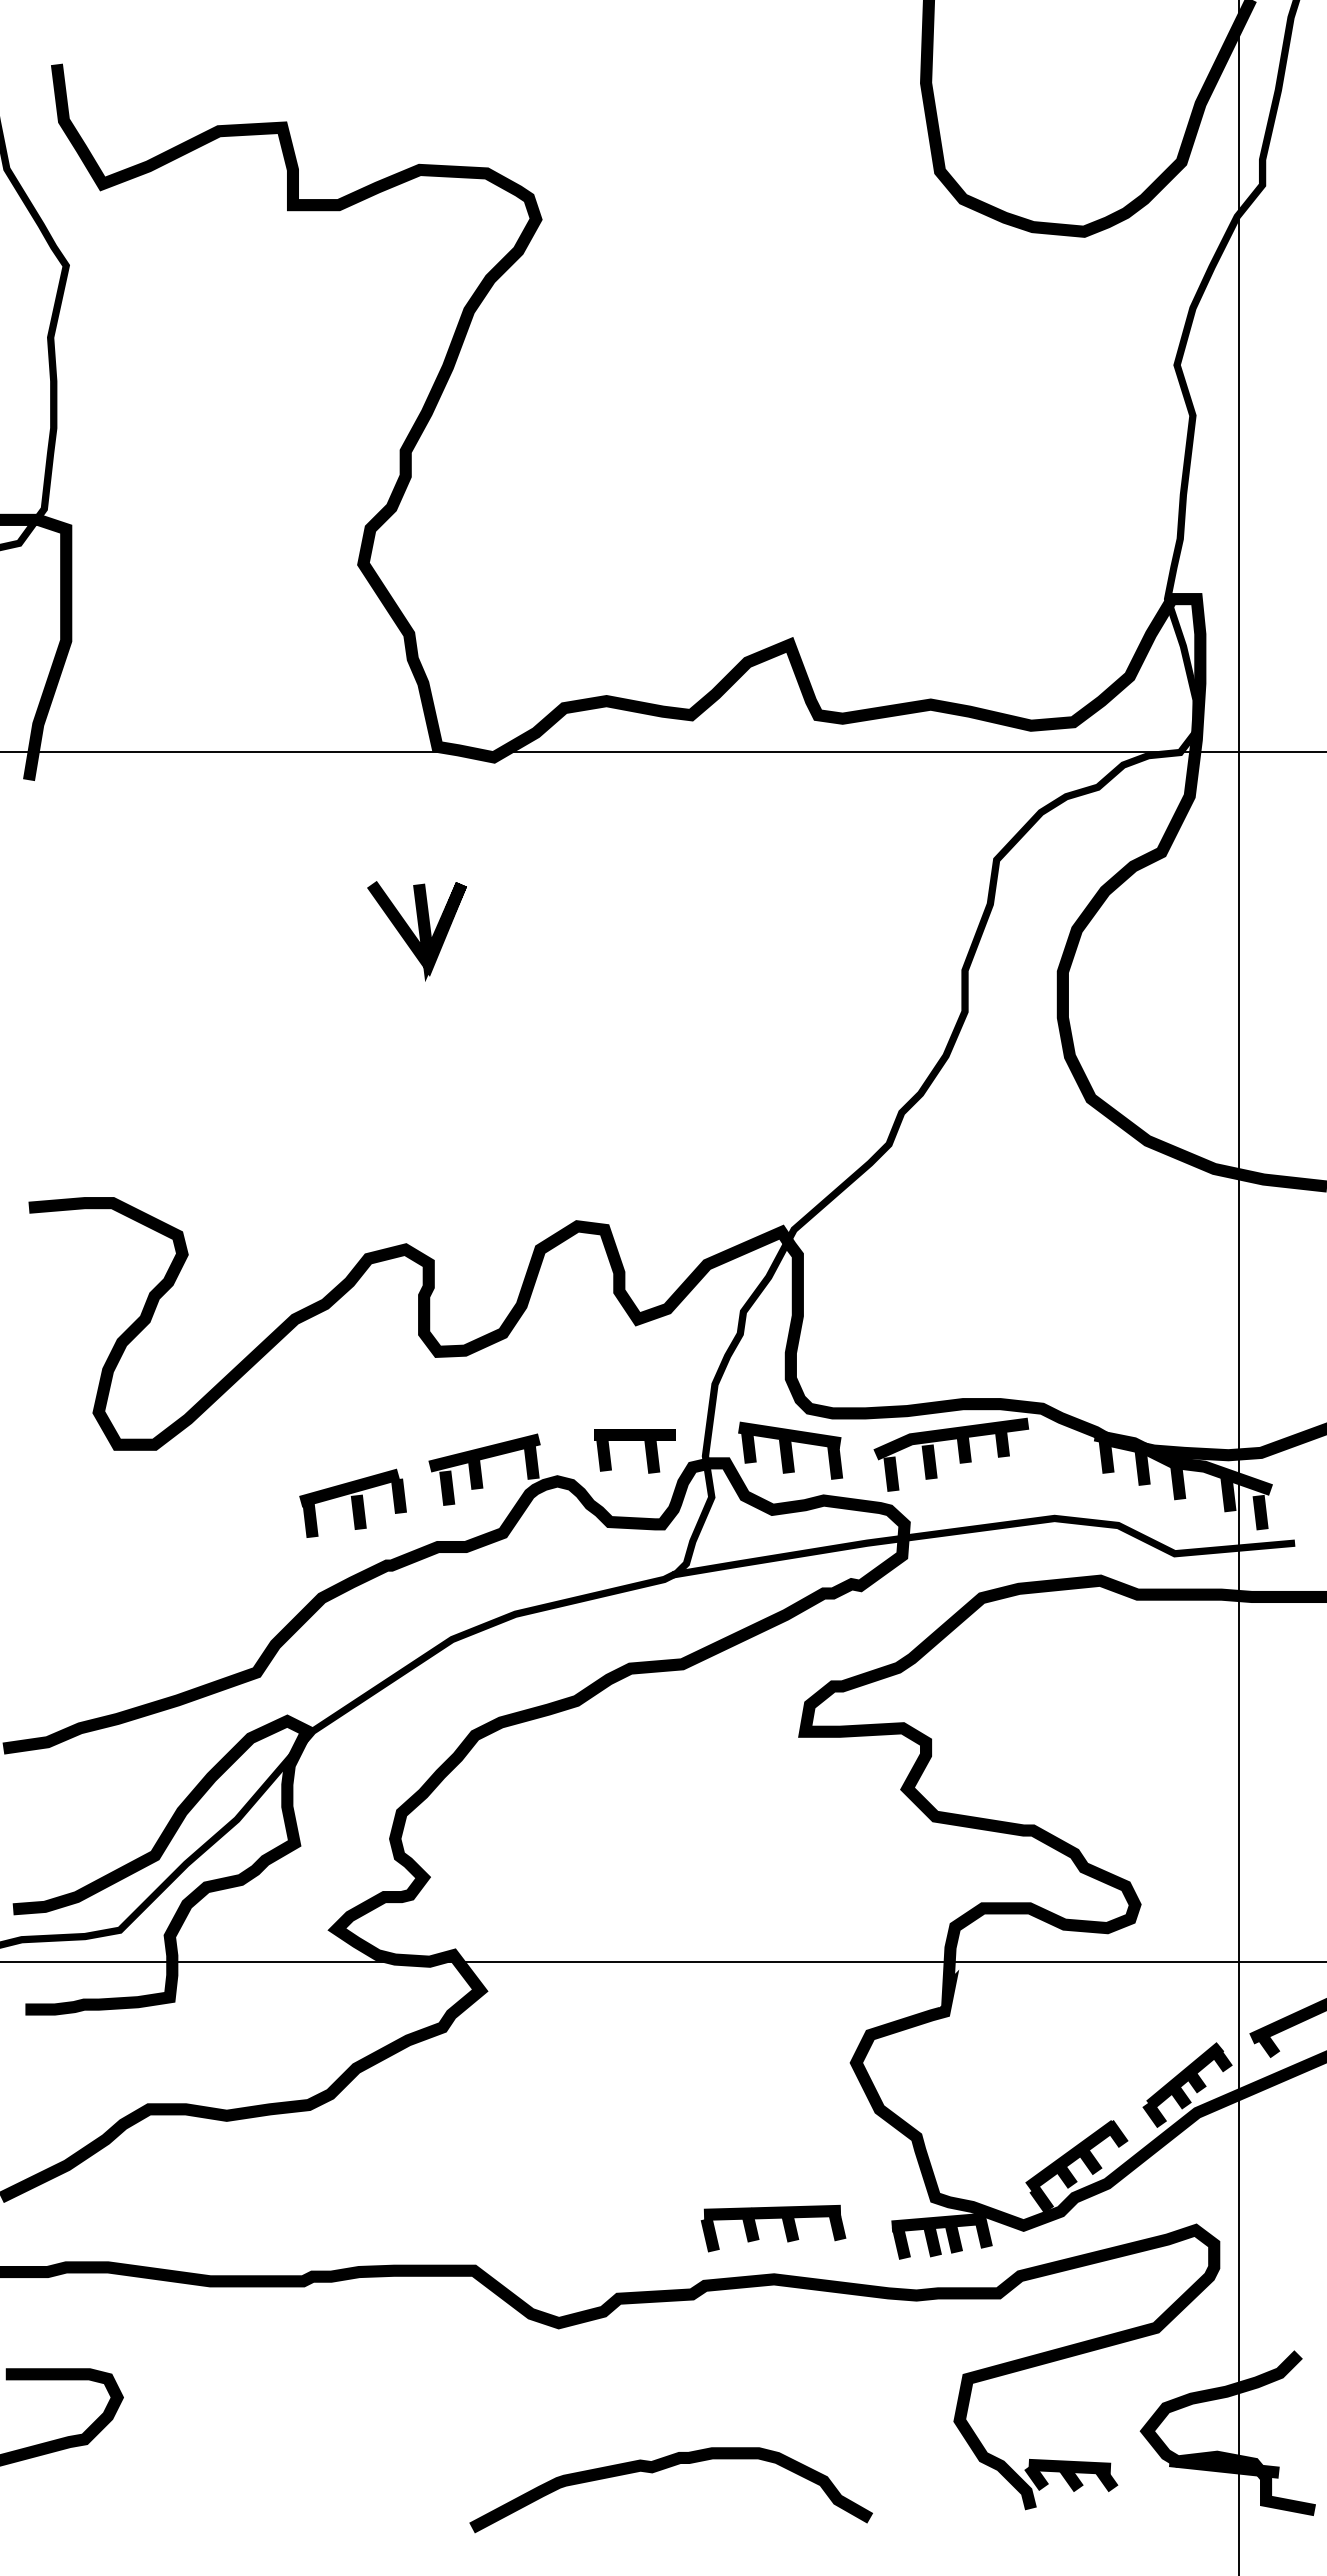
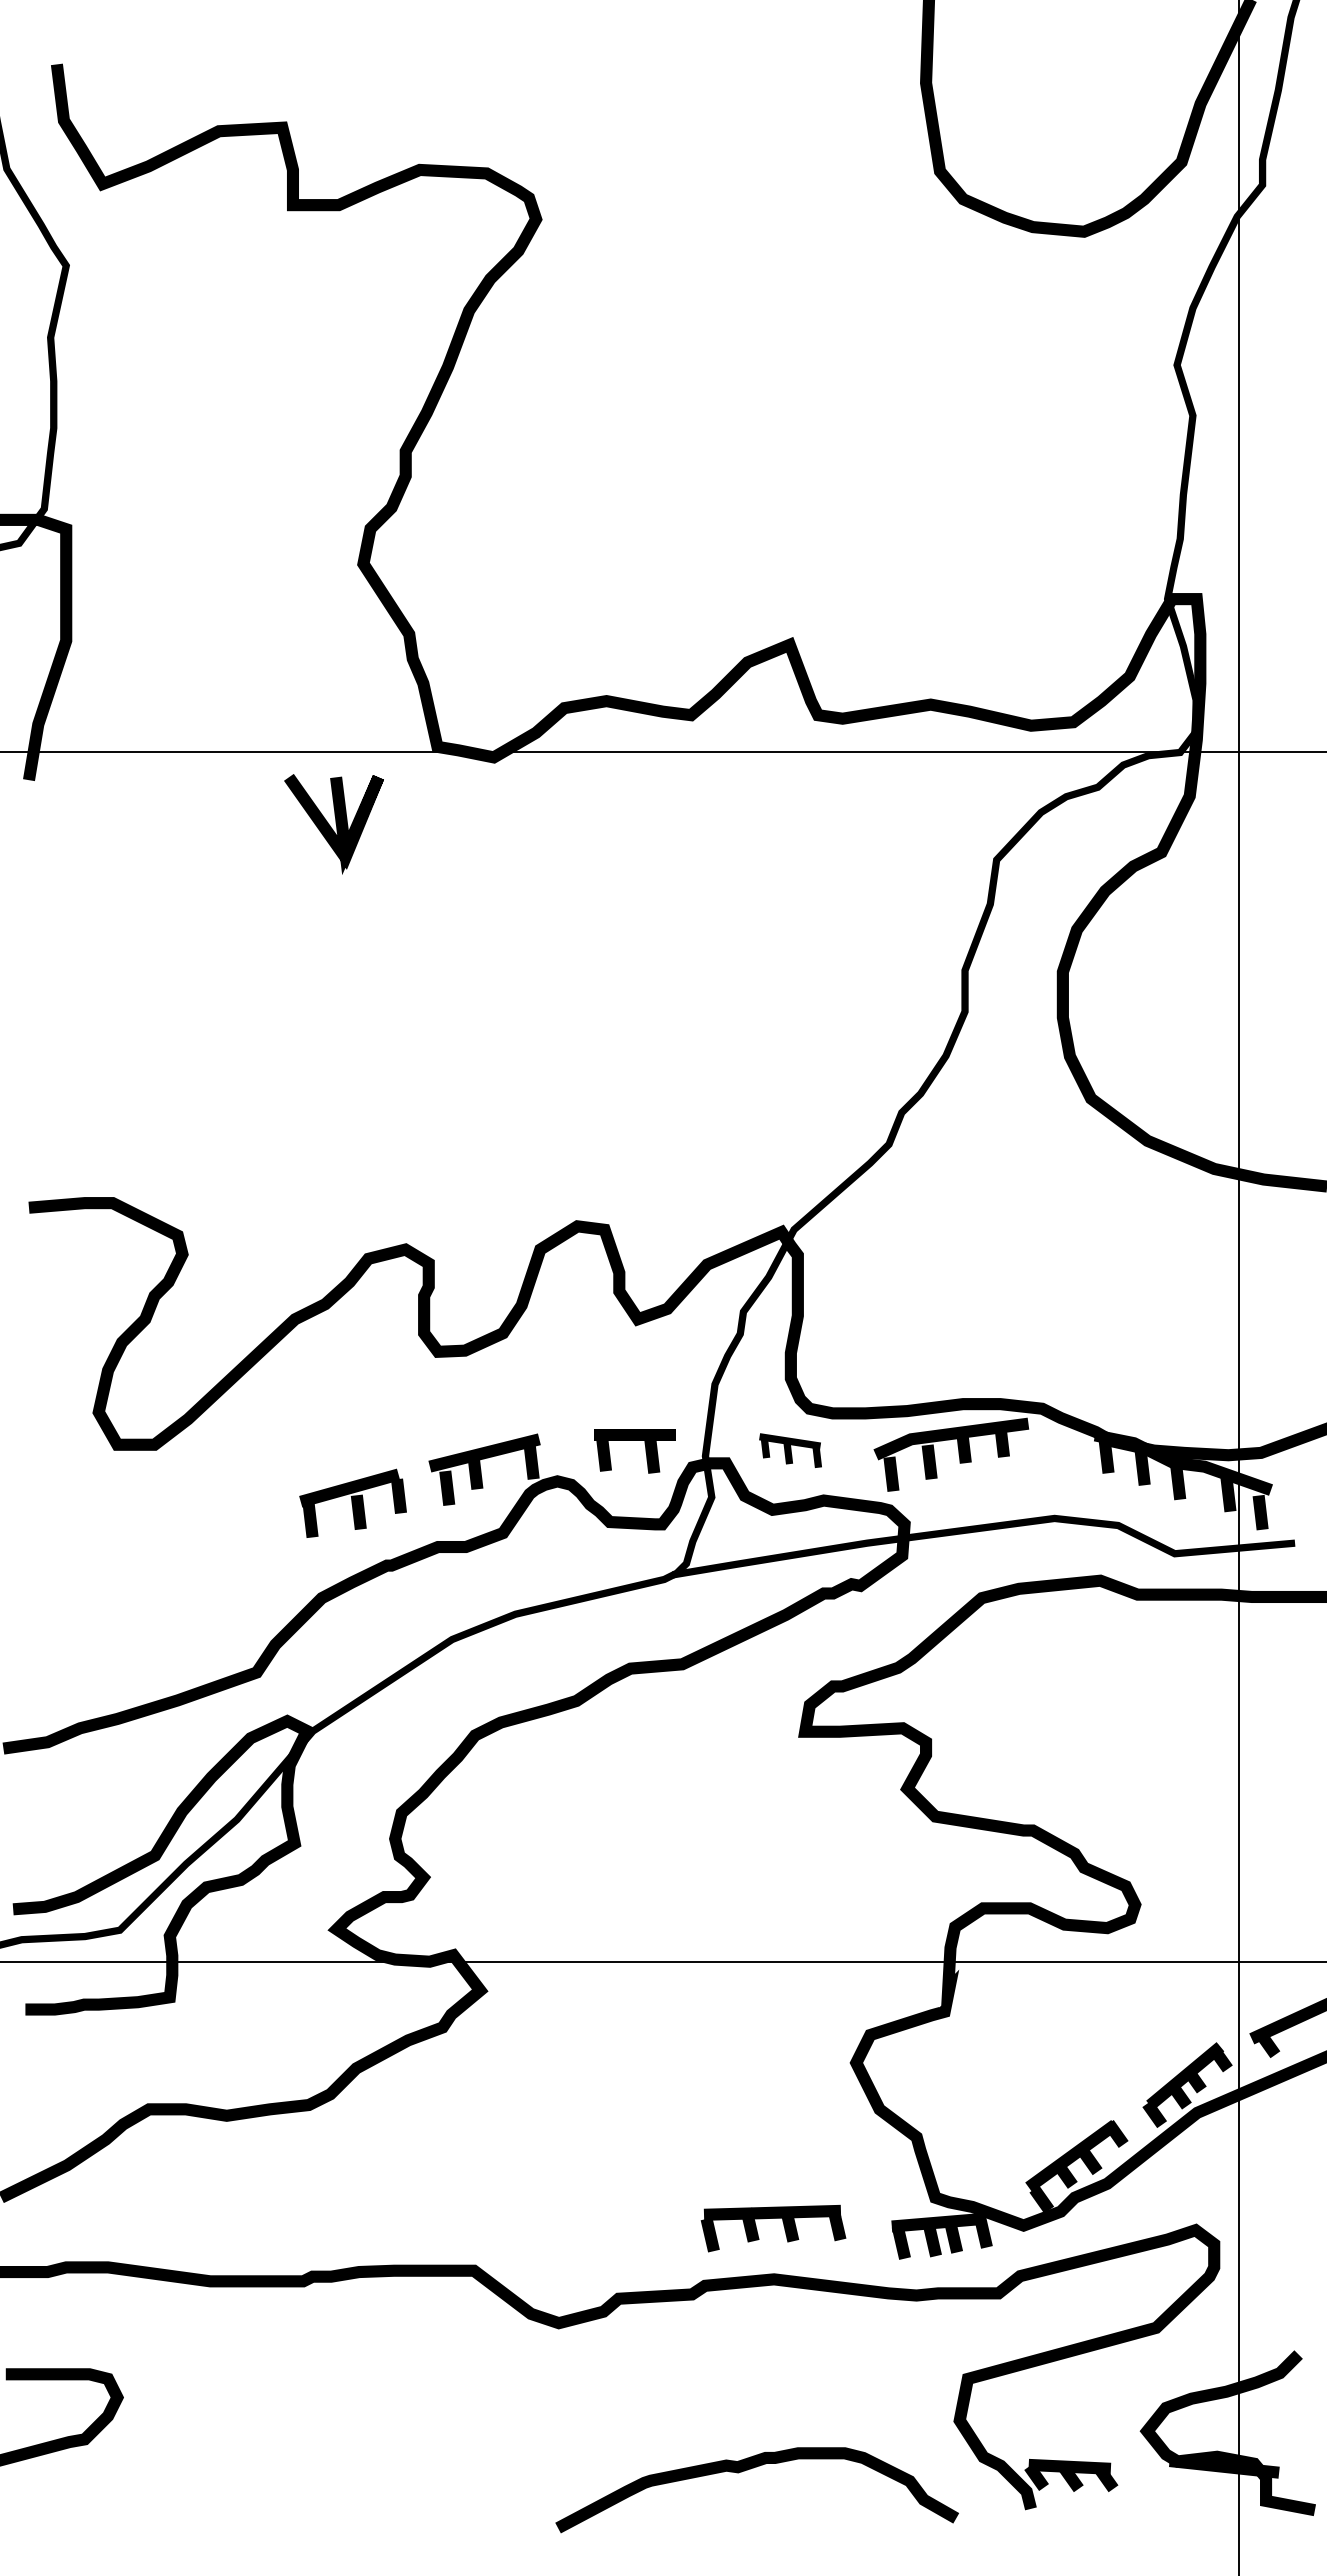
line position: (418, 930) -> (335, 823) (335, 823)
part size: 105x59 px -> 63x35 px (790, 1450)
curve position: (664, 2469) -> (750, 2469) (750, 2469)
